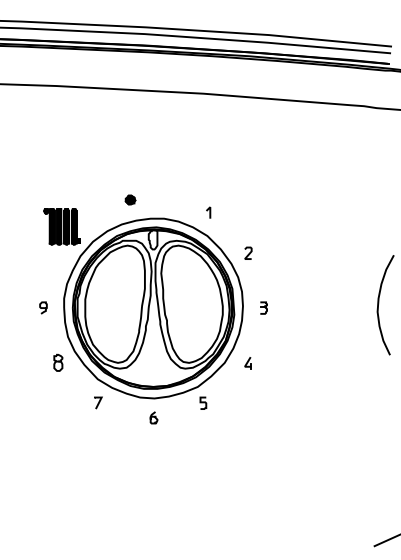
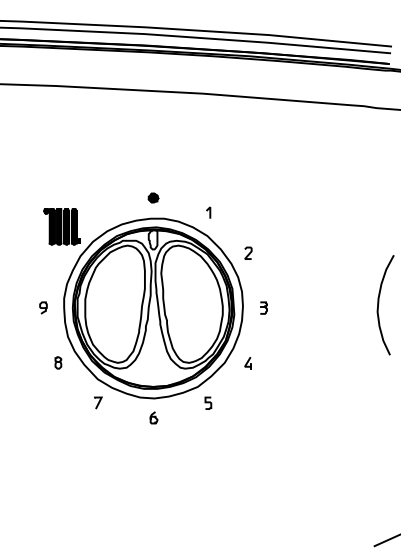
part position: (130, 199) -> (153, 197) (153, 197)
part size: 11x19 px -> 9x14 px (58, 362)
curve position: (203, 402) -> (208, 402) (208, 402)
